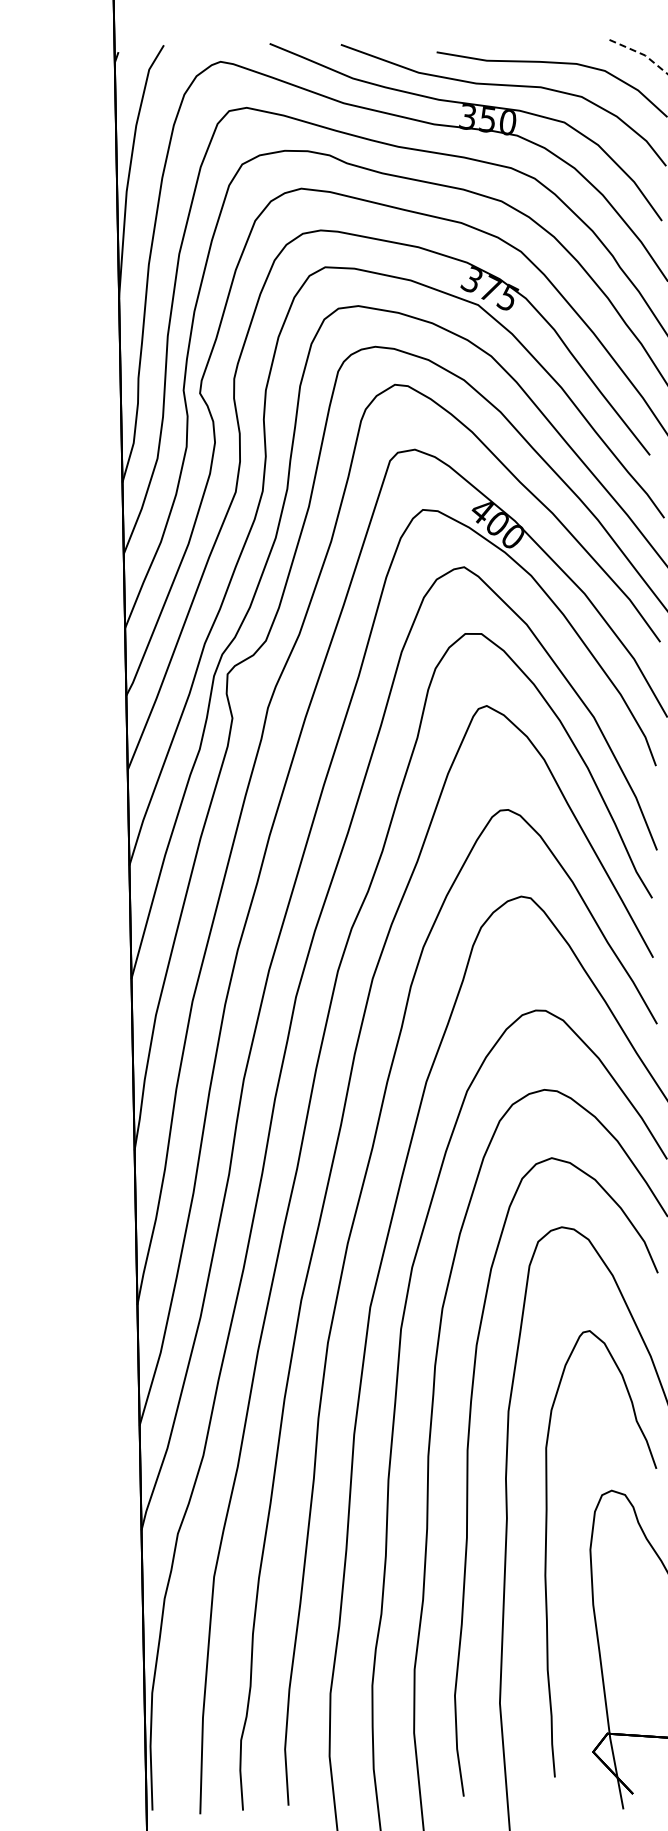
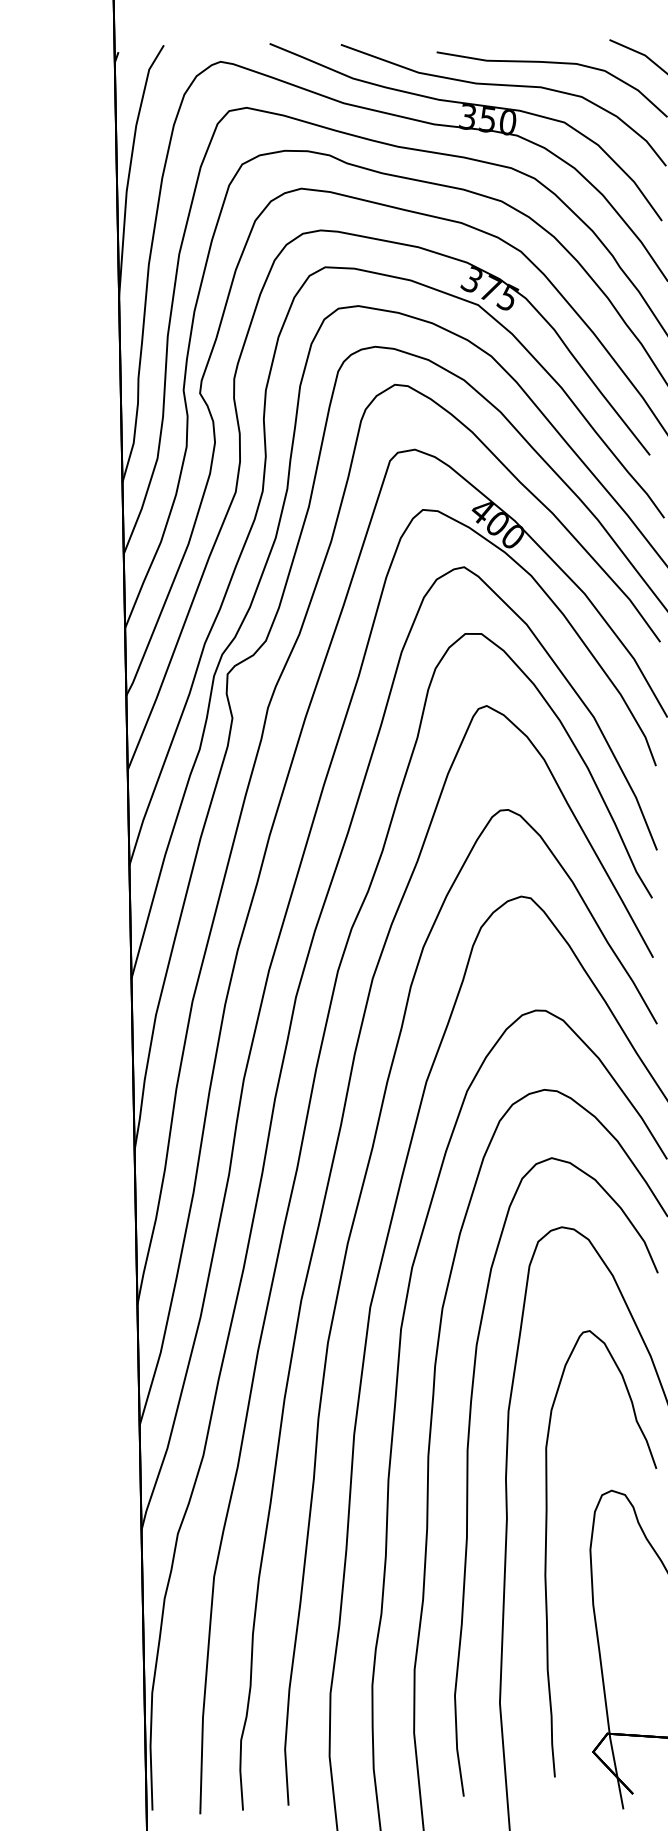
line: dashed -> solid (641, 53)
